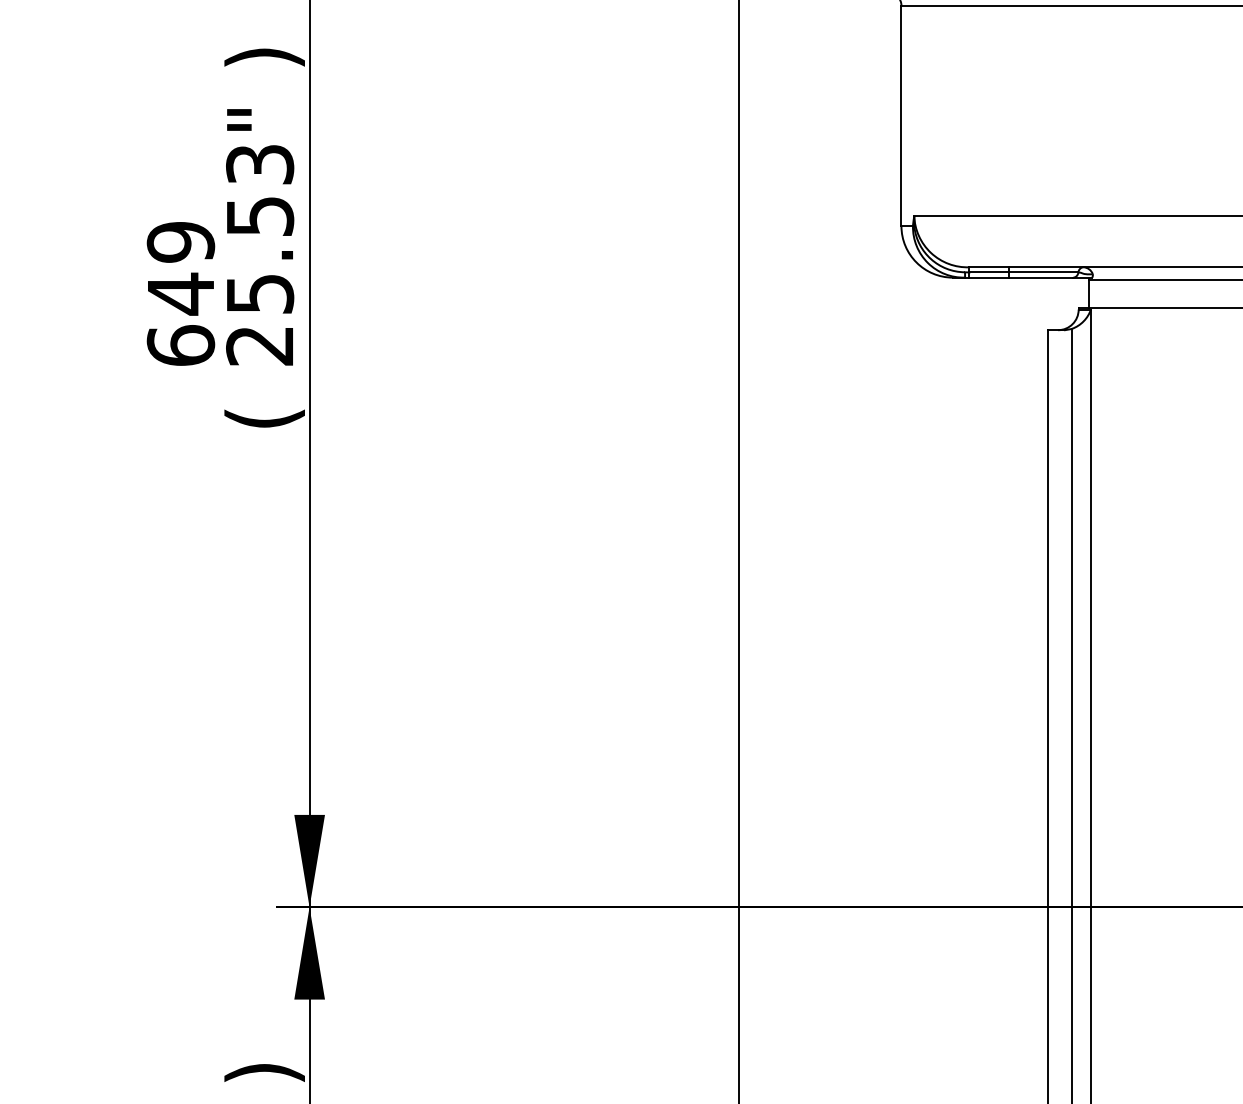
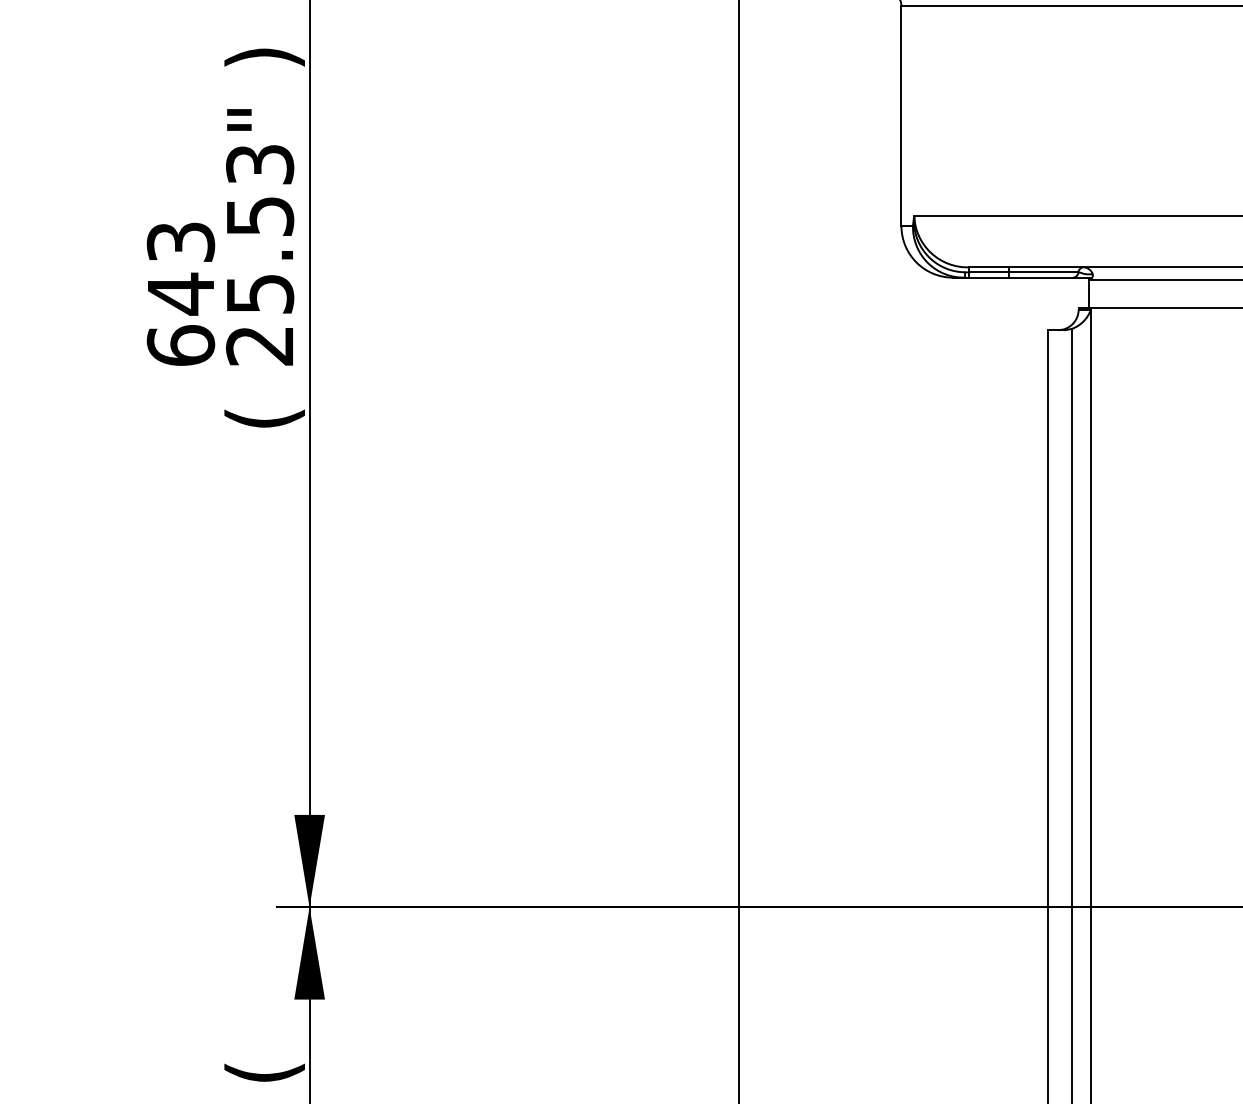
text: 649 -> 643 (181, 242)
text: ) -> ( (264, 1072)
